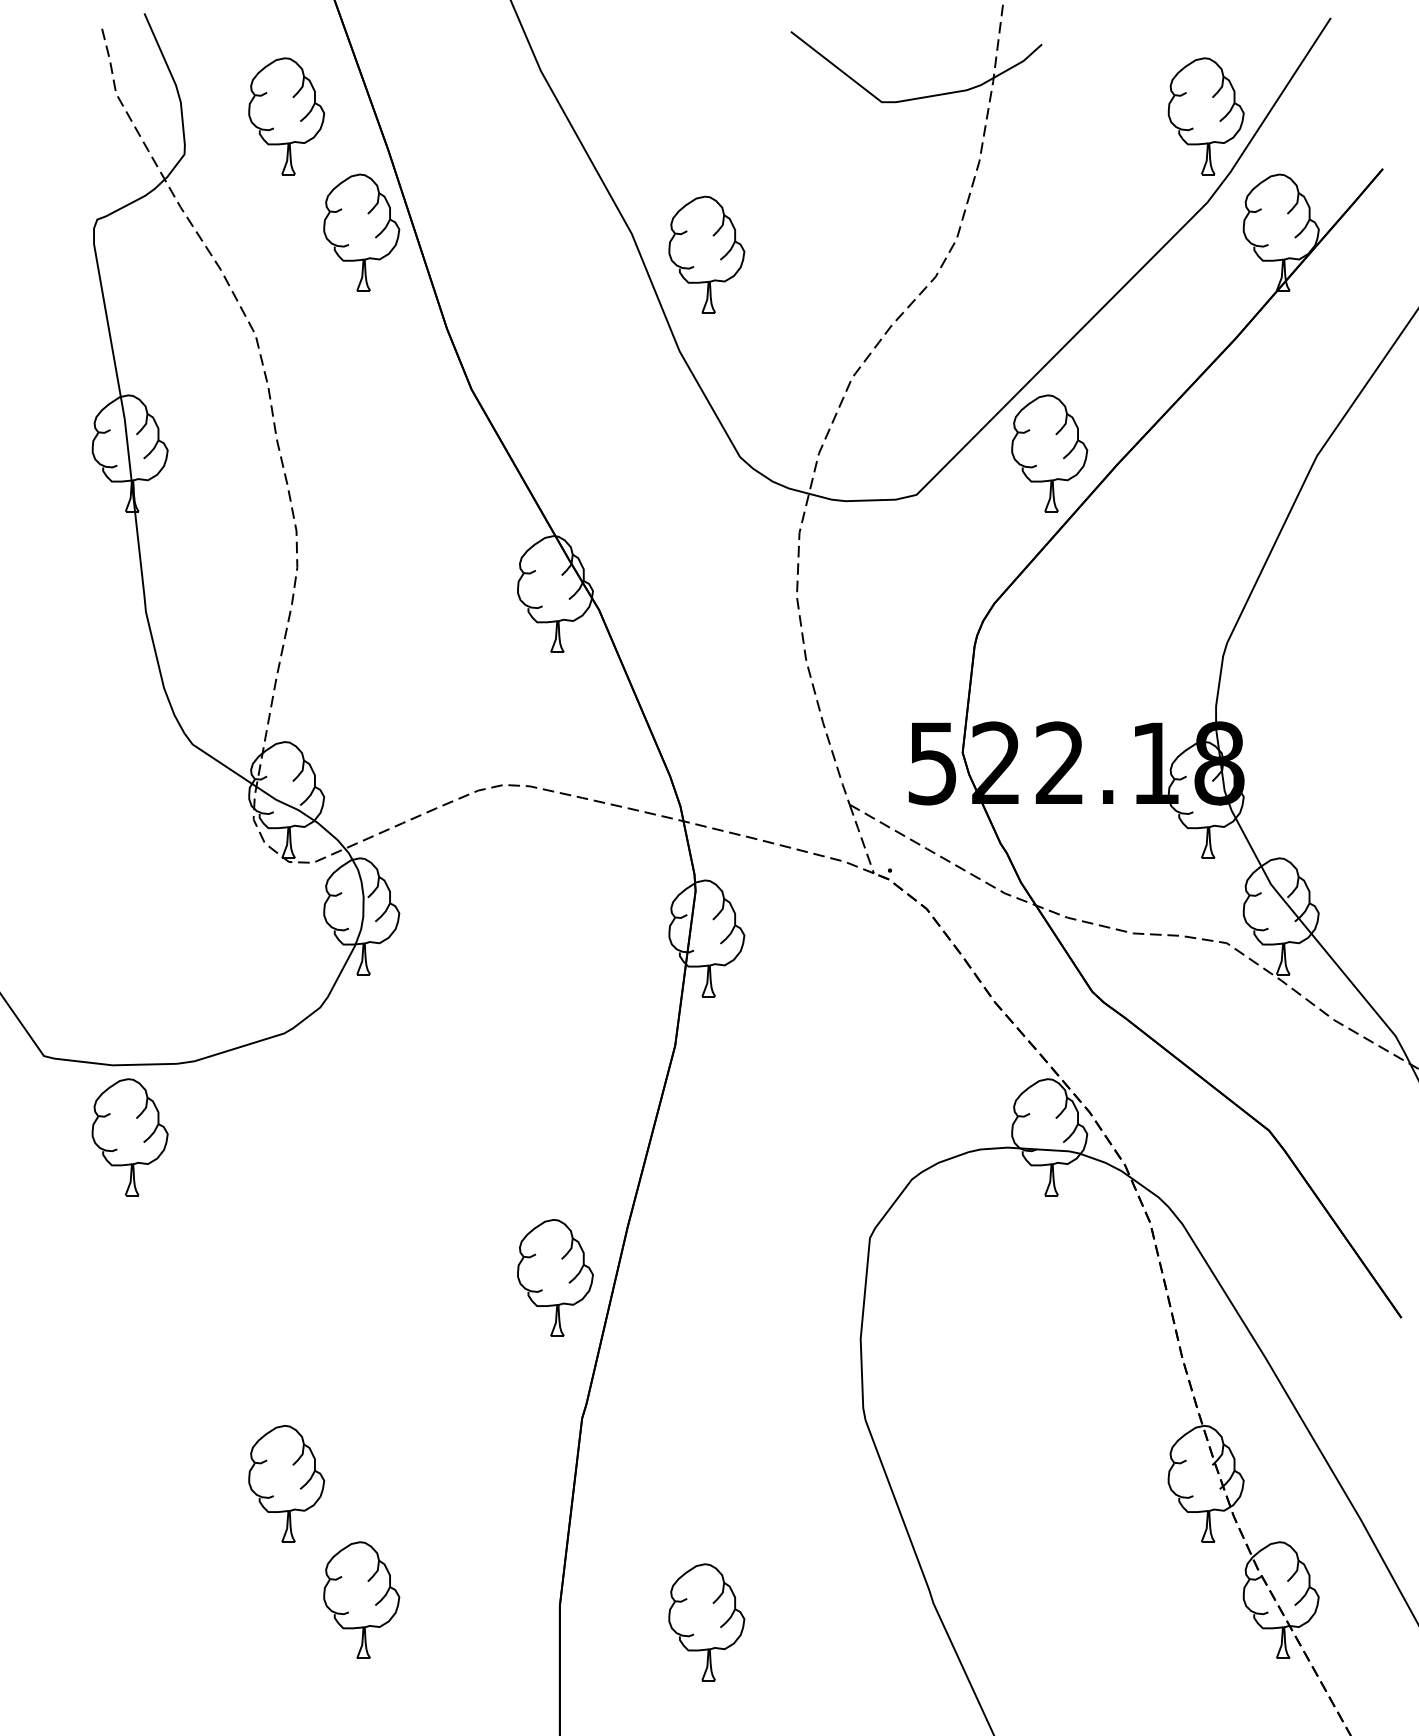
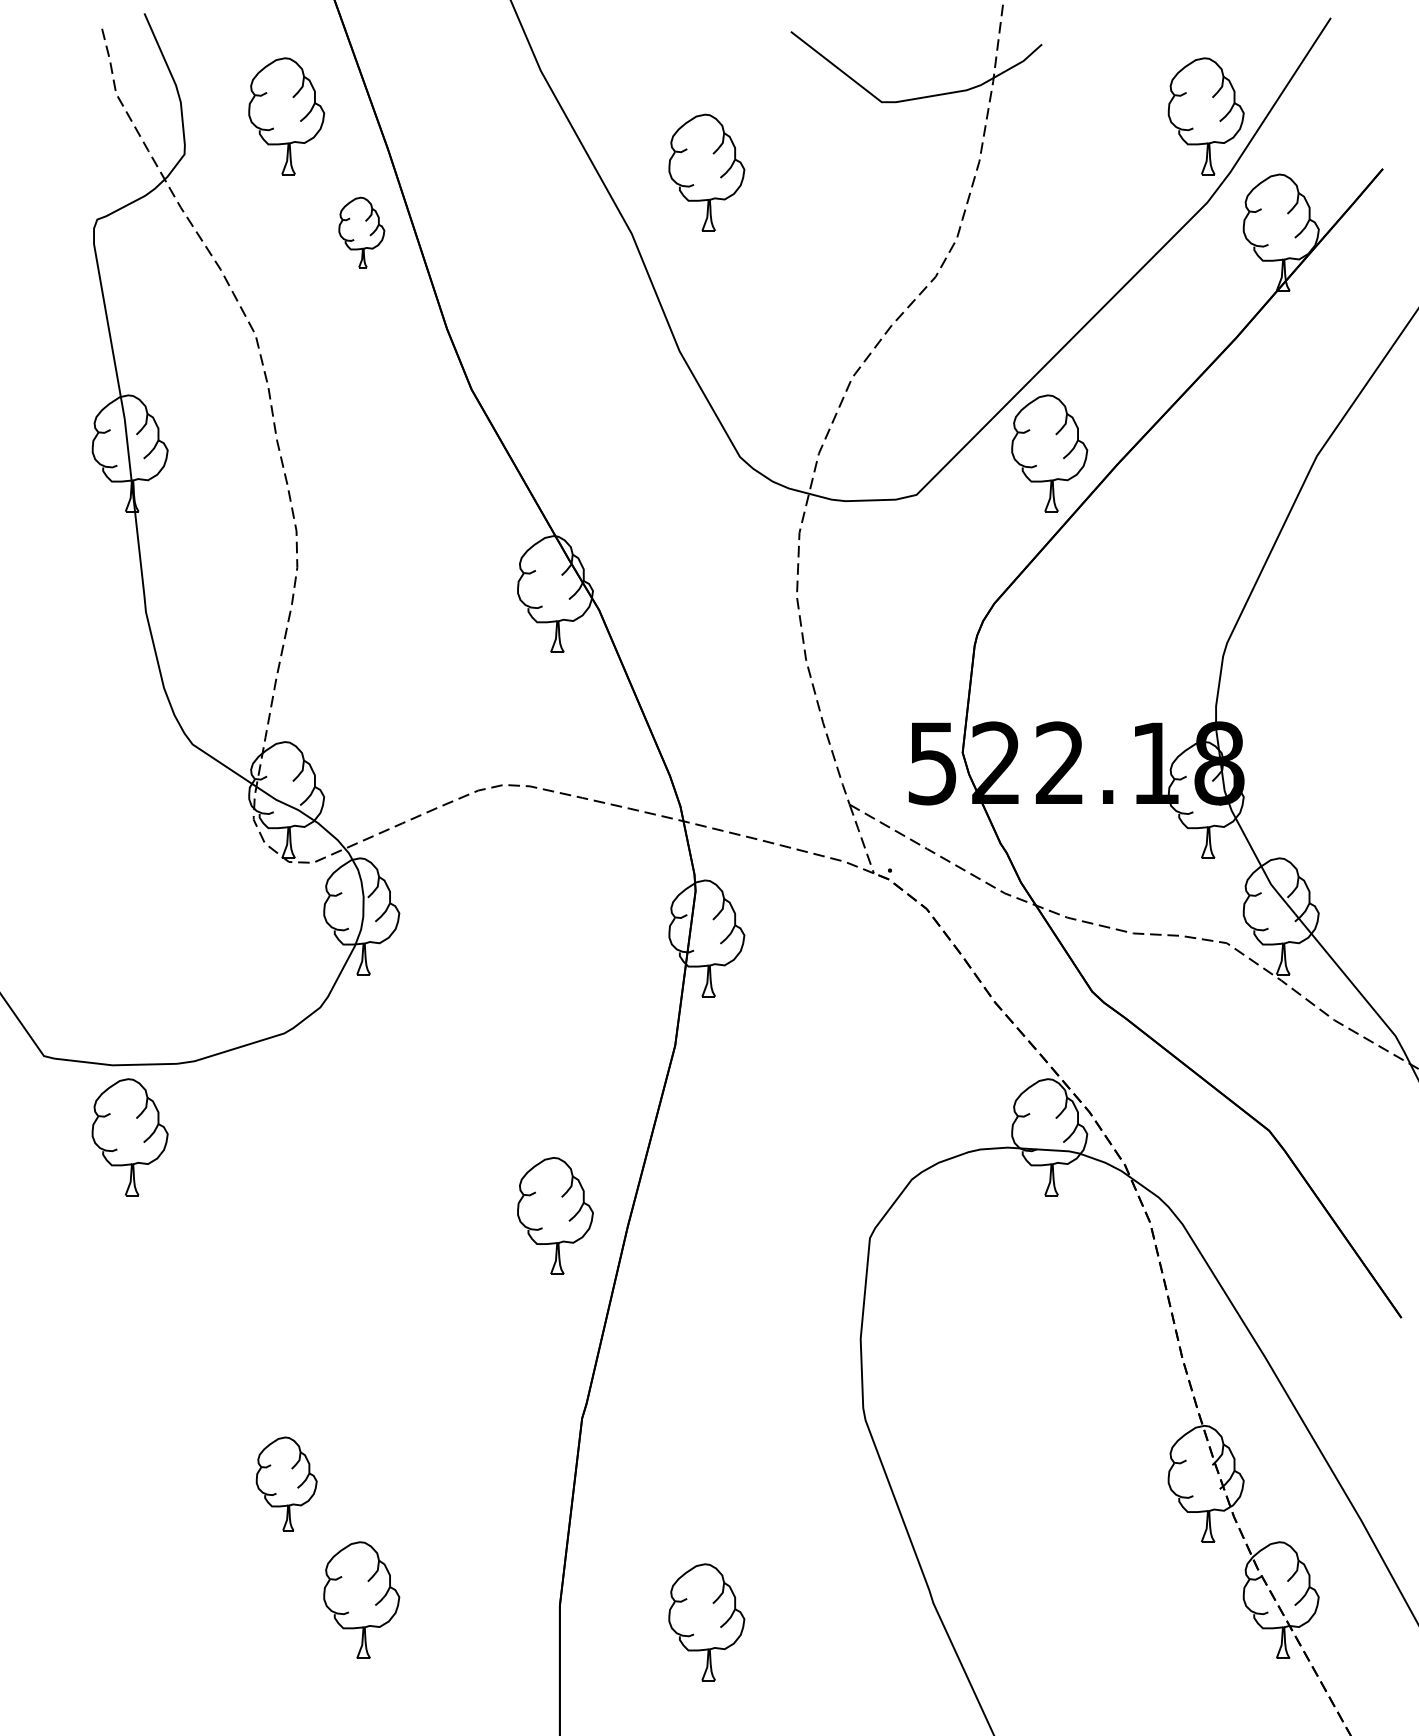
part size: 78x119 px -> 48x73 px (361, 232)
part position: (706, 254) -> (706, 172) (706, 172)
part position: (555, 1277) -> (555, 1215) (555, 1215)
part size: 78x118 px -> 63x96 px (286, 1483)
